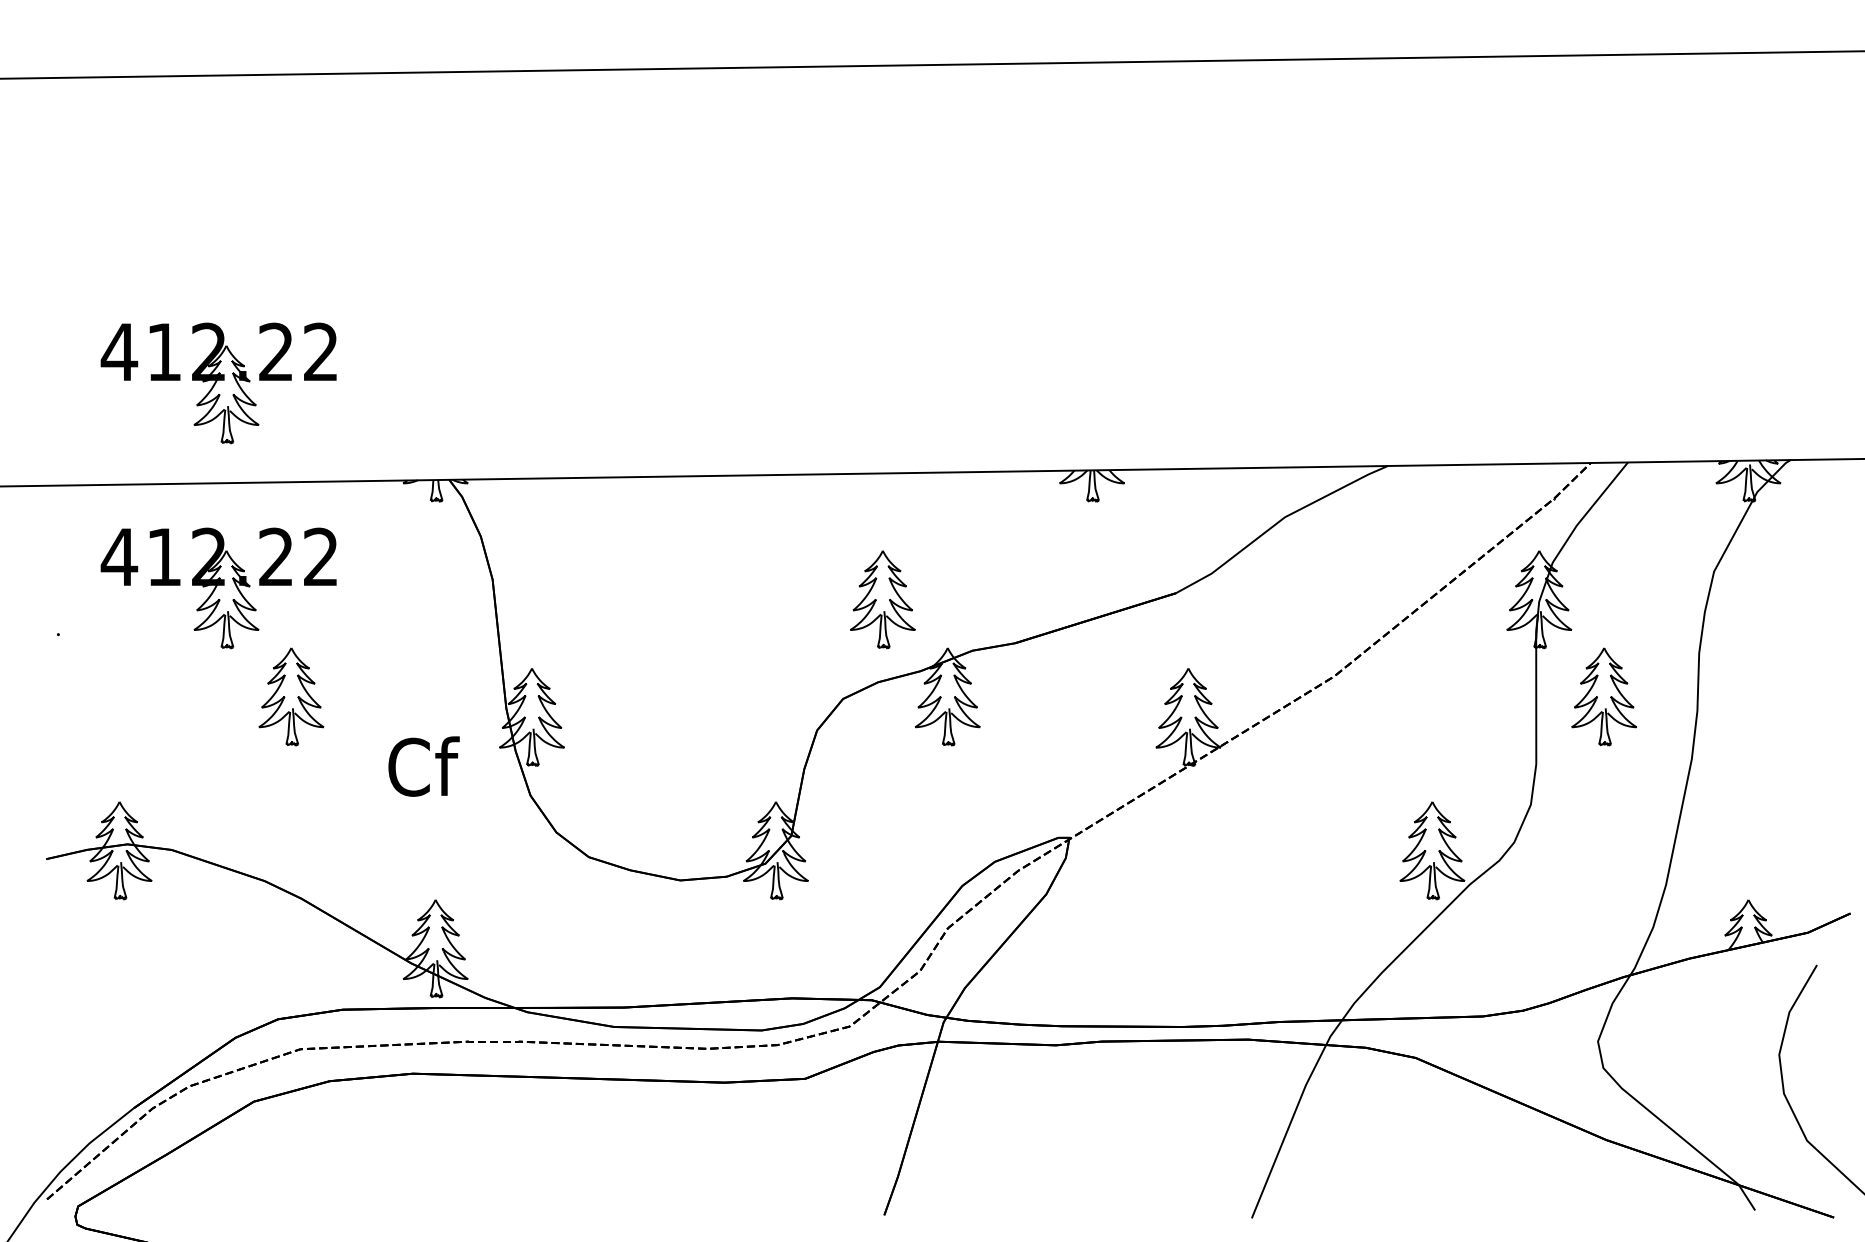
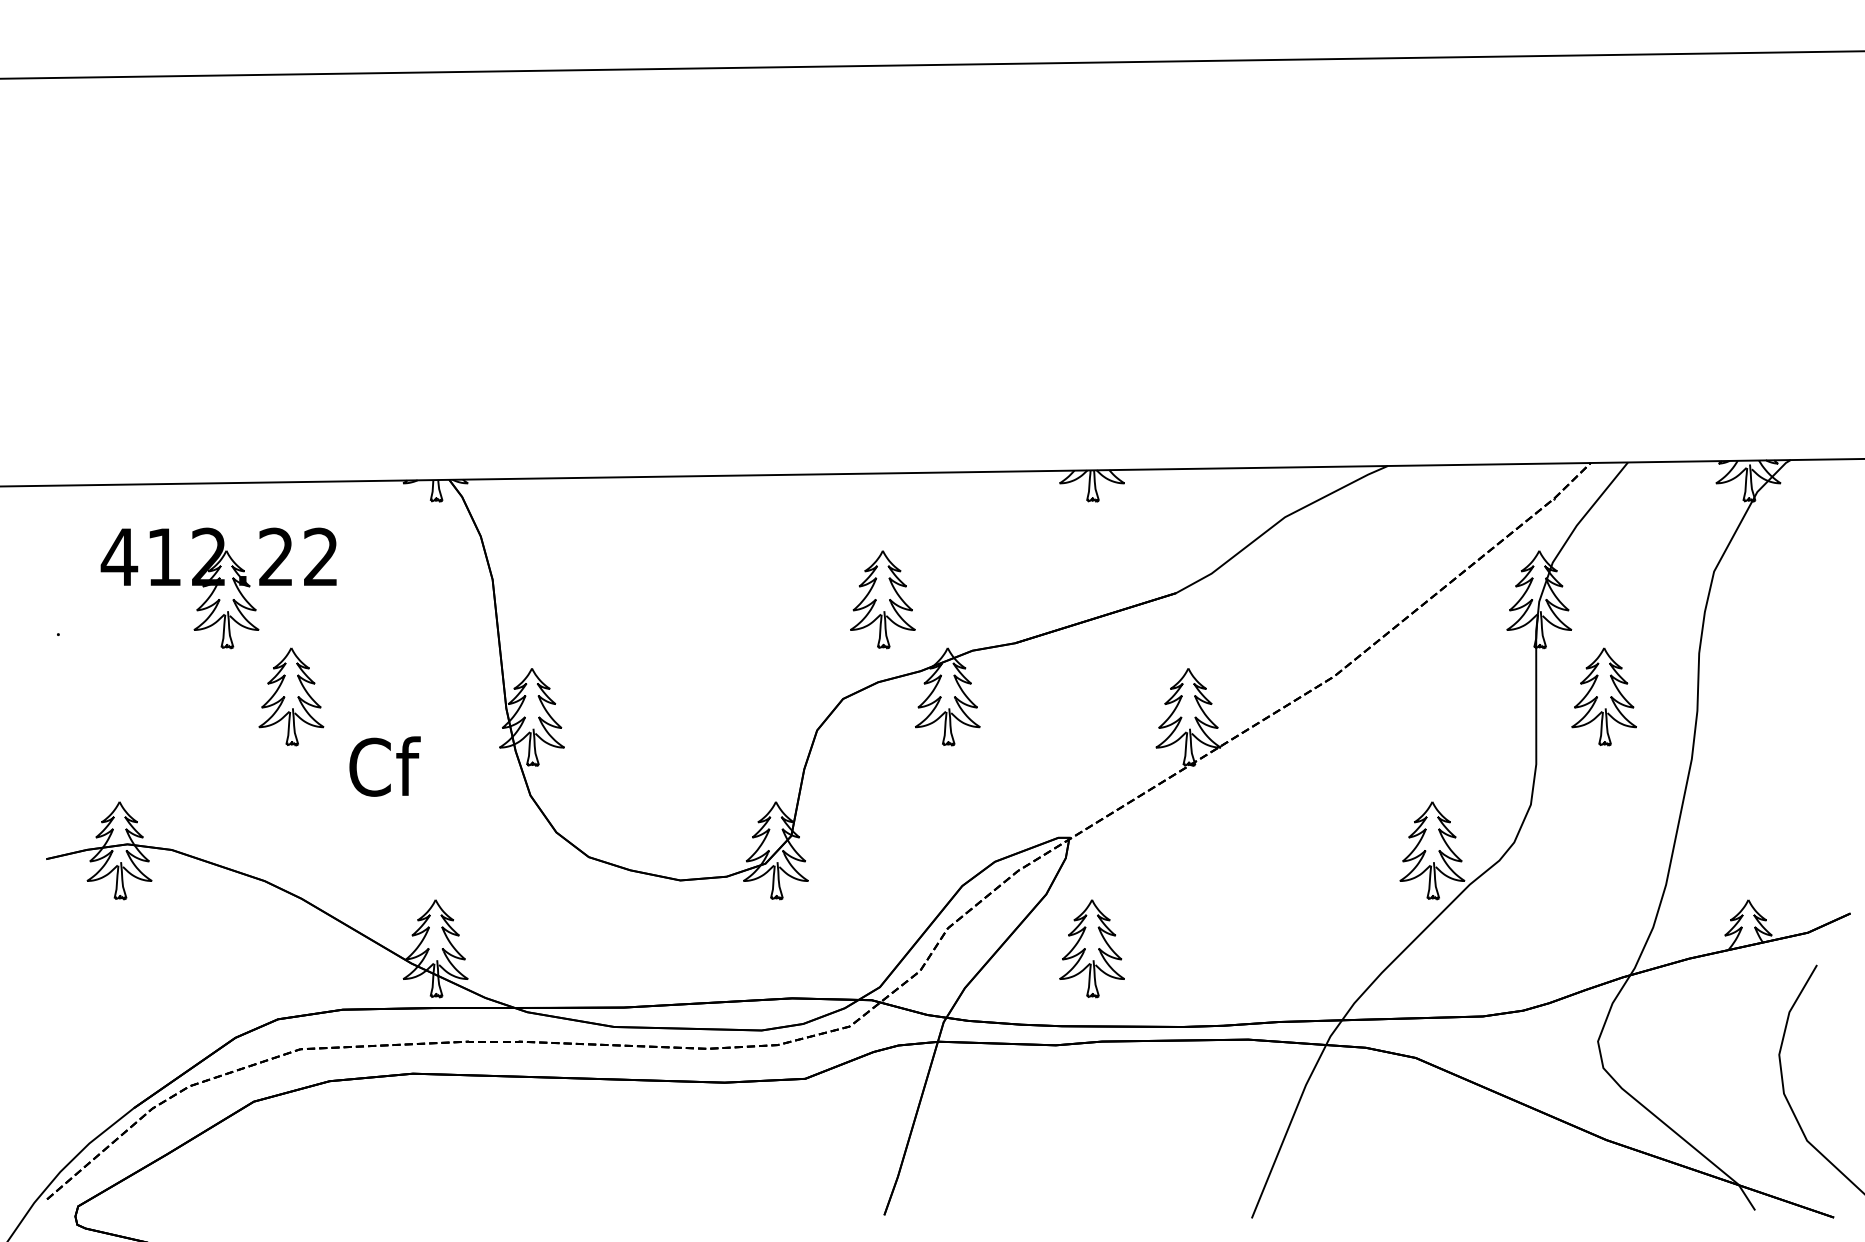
part: present -> none (218, 383)
text position: (423, 766) -> (384, 766) (384, 766)
part: none -> present (1091, 948)
